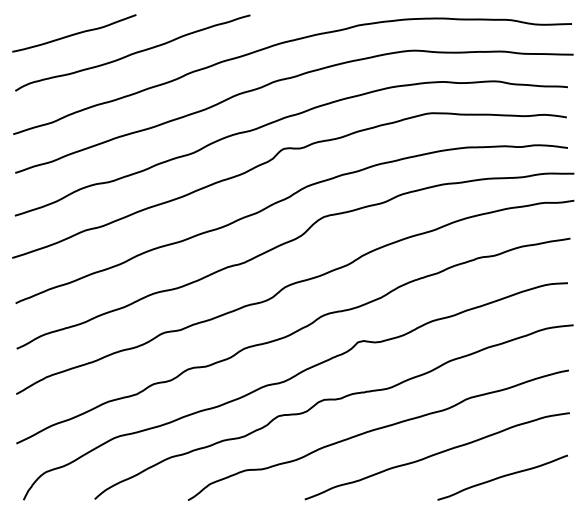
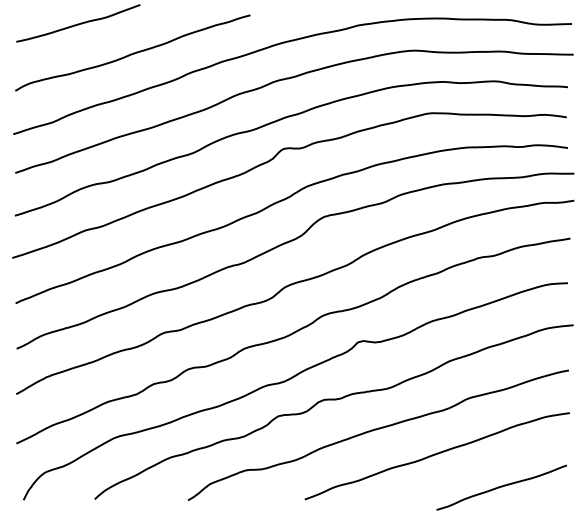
curve position: (74, 33) -> (78, 23) (78, 23)
curve position: (502, 477) -> (501, 487) (501, 487)
